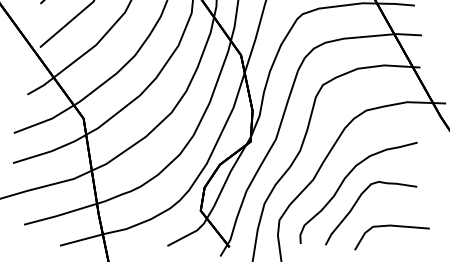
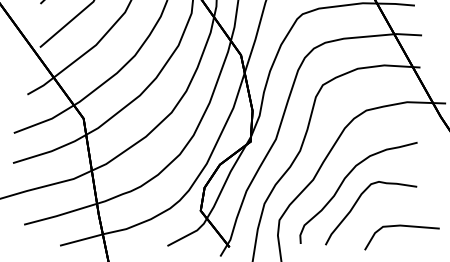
line position: (391, 226) -> (401, 226) (401, 226)
